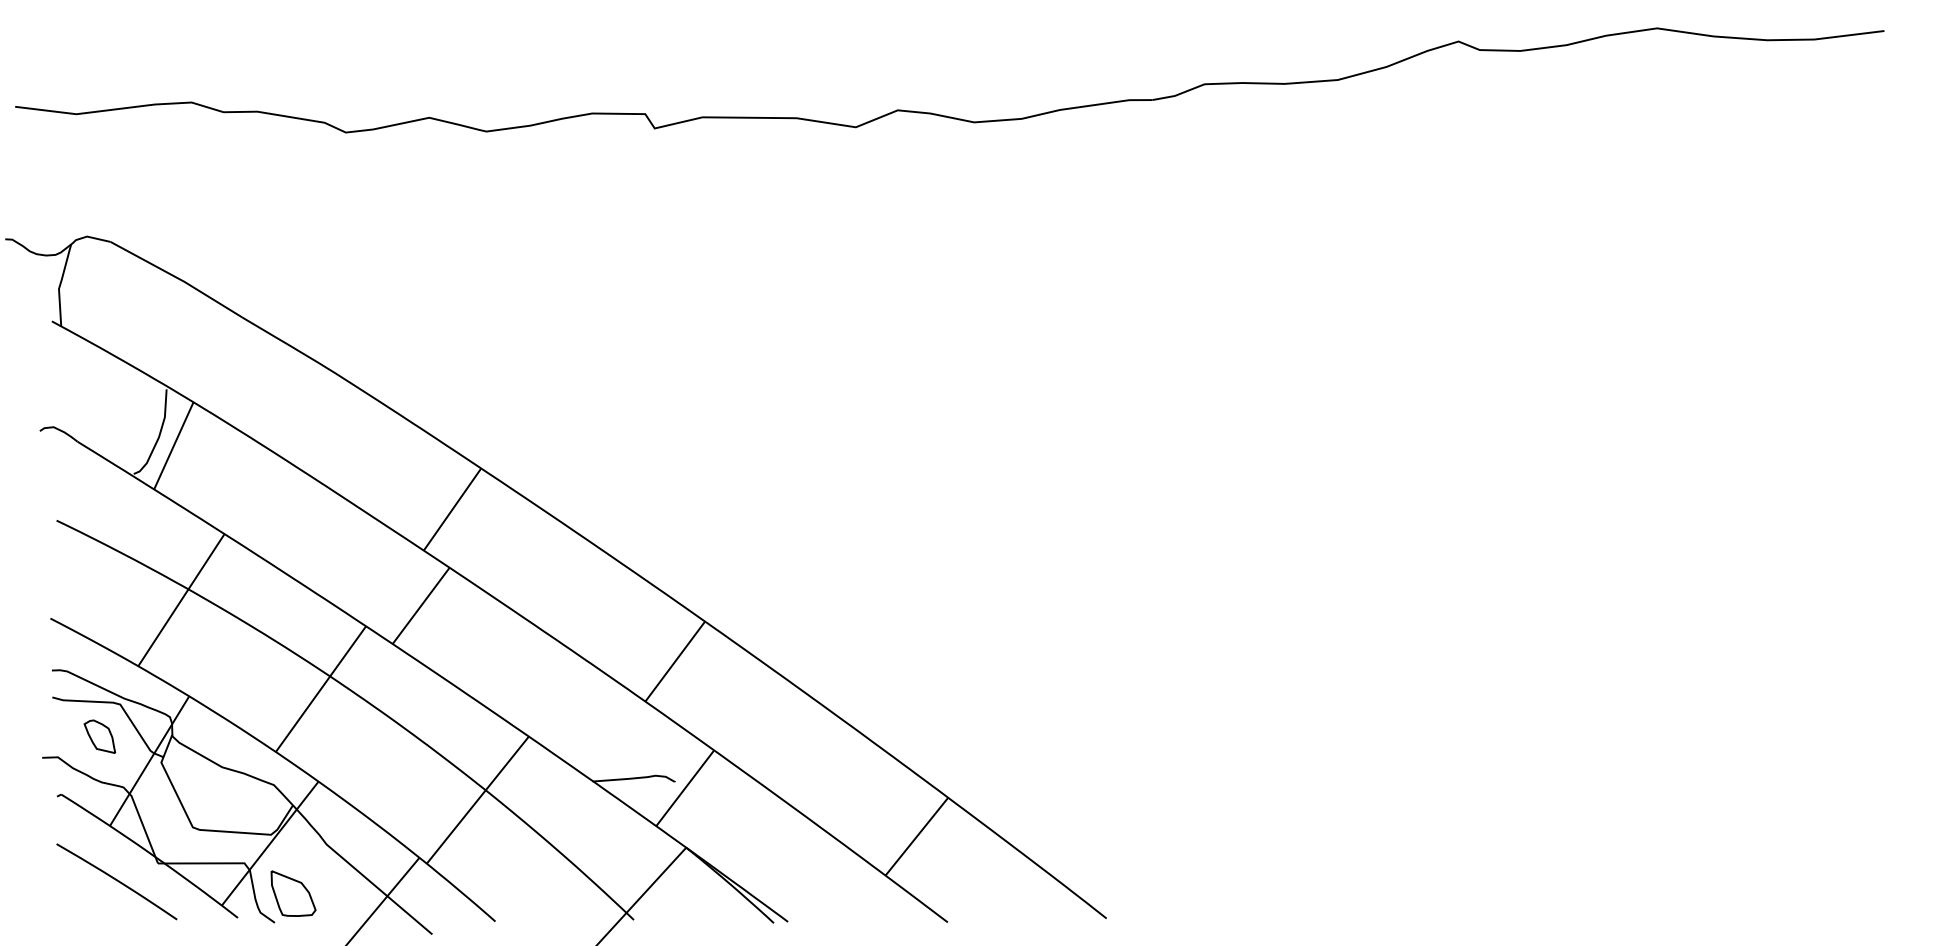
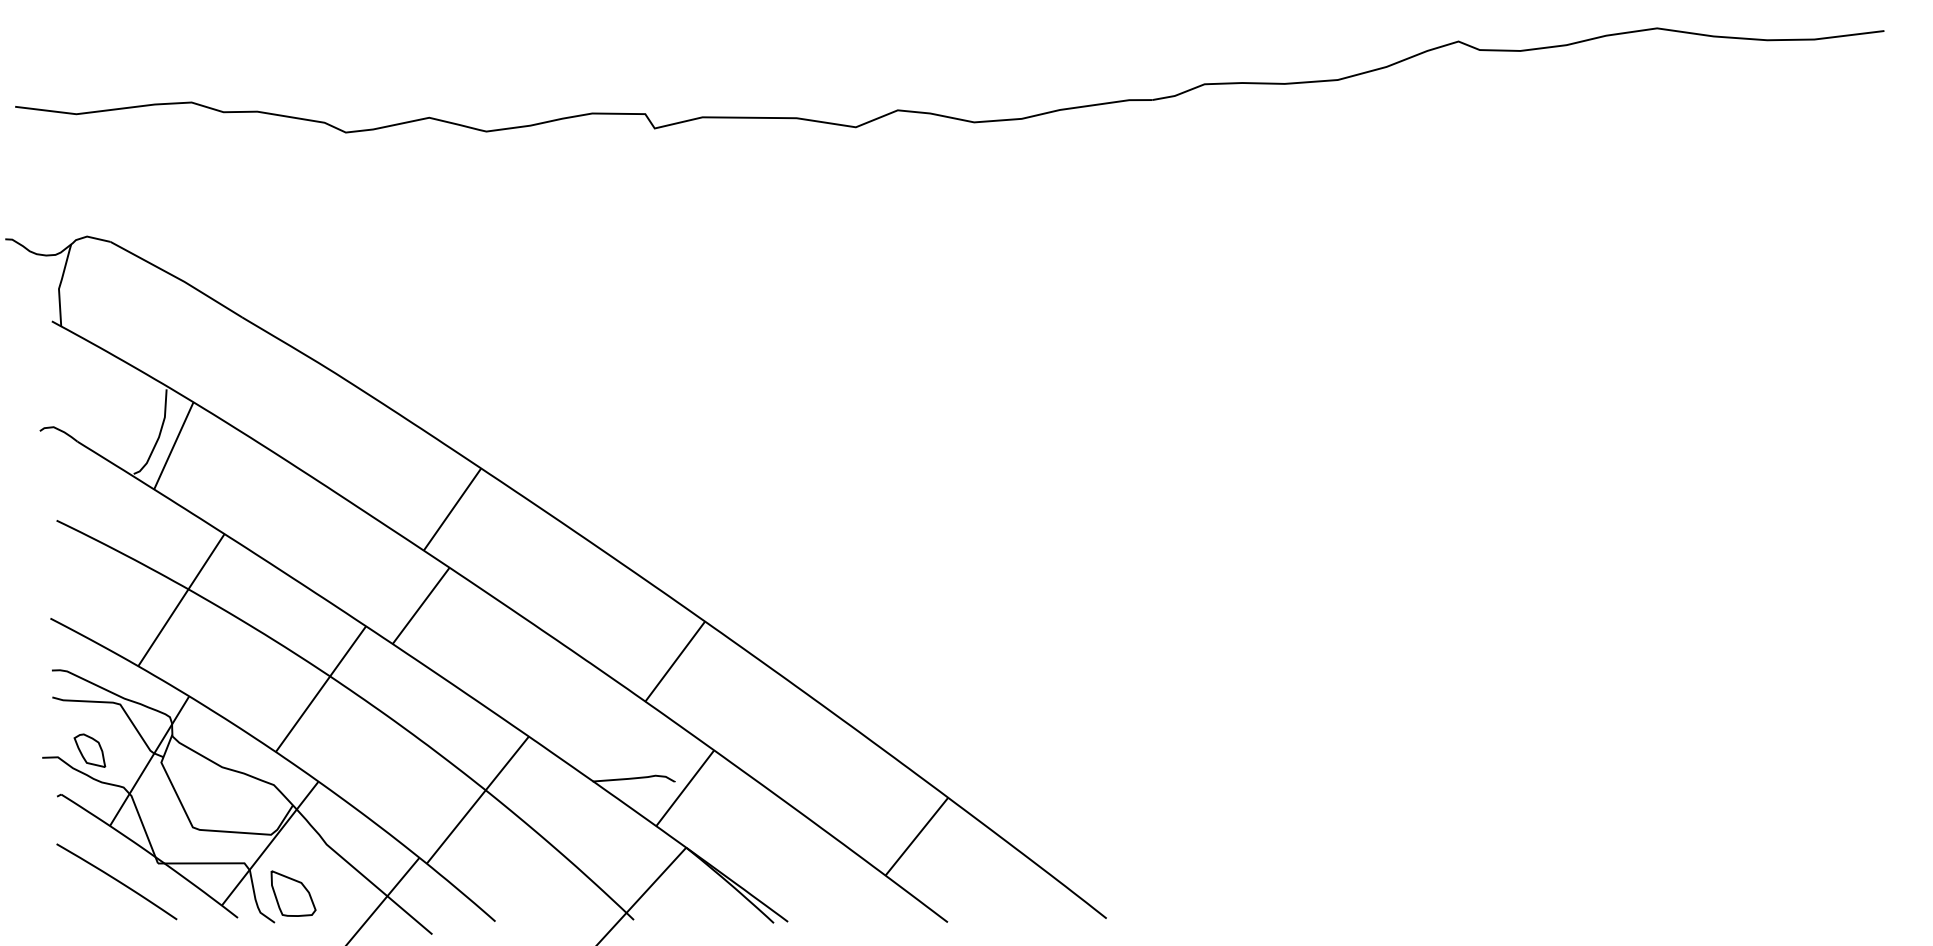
part position: (99, 736) -> (89, 750) (89, 750)
